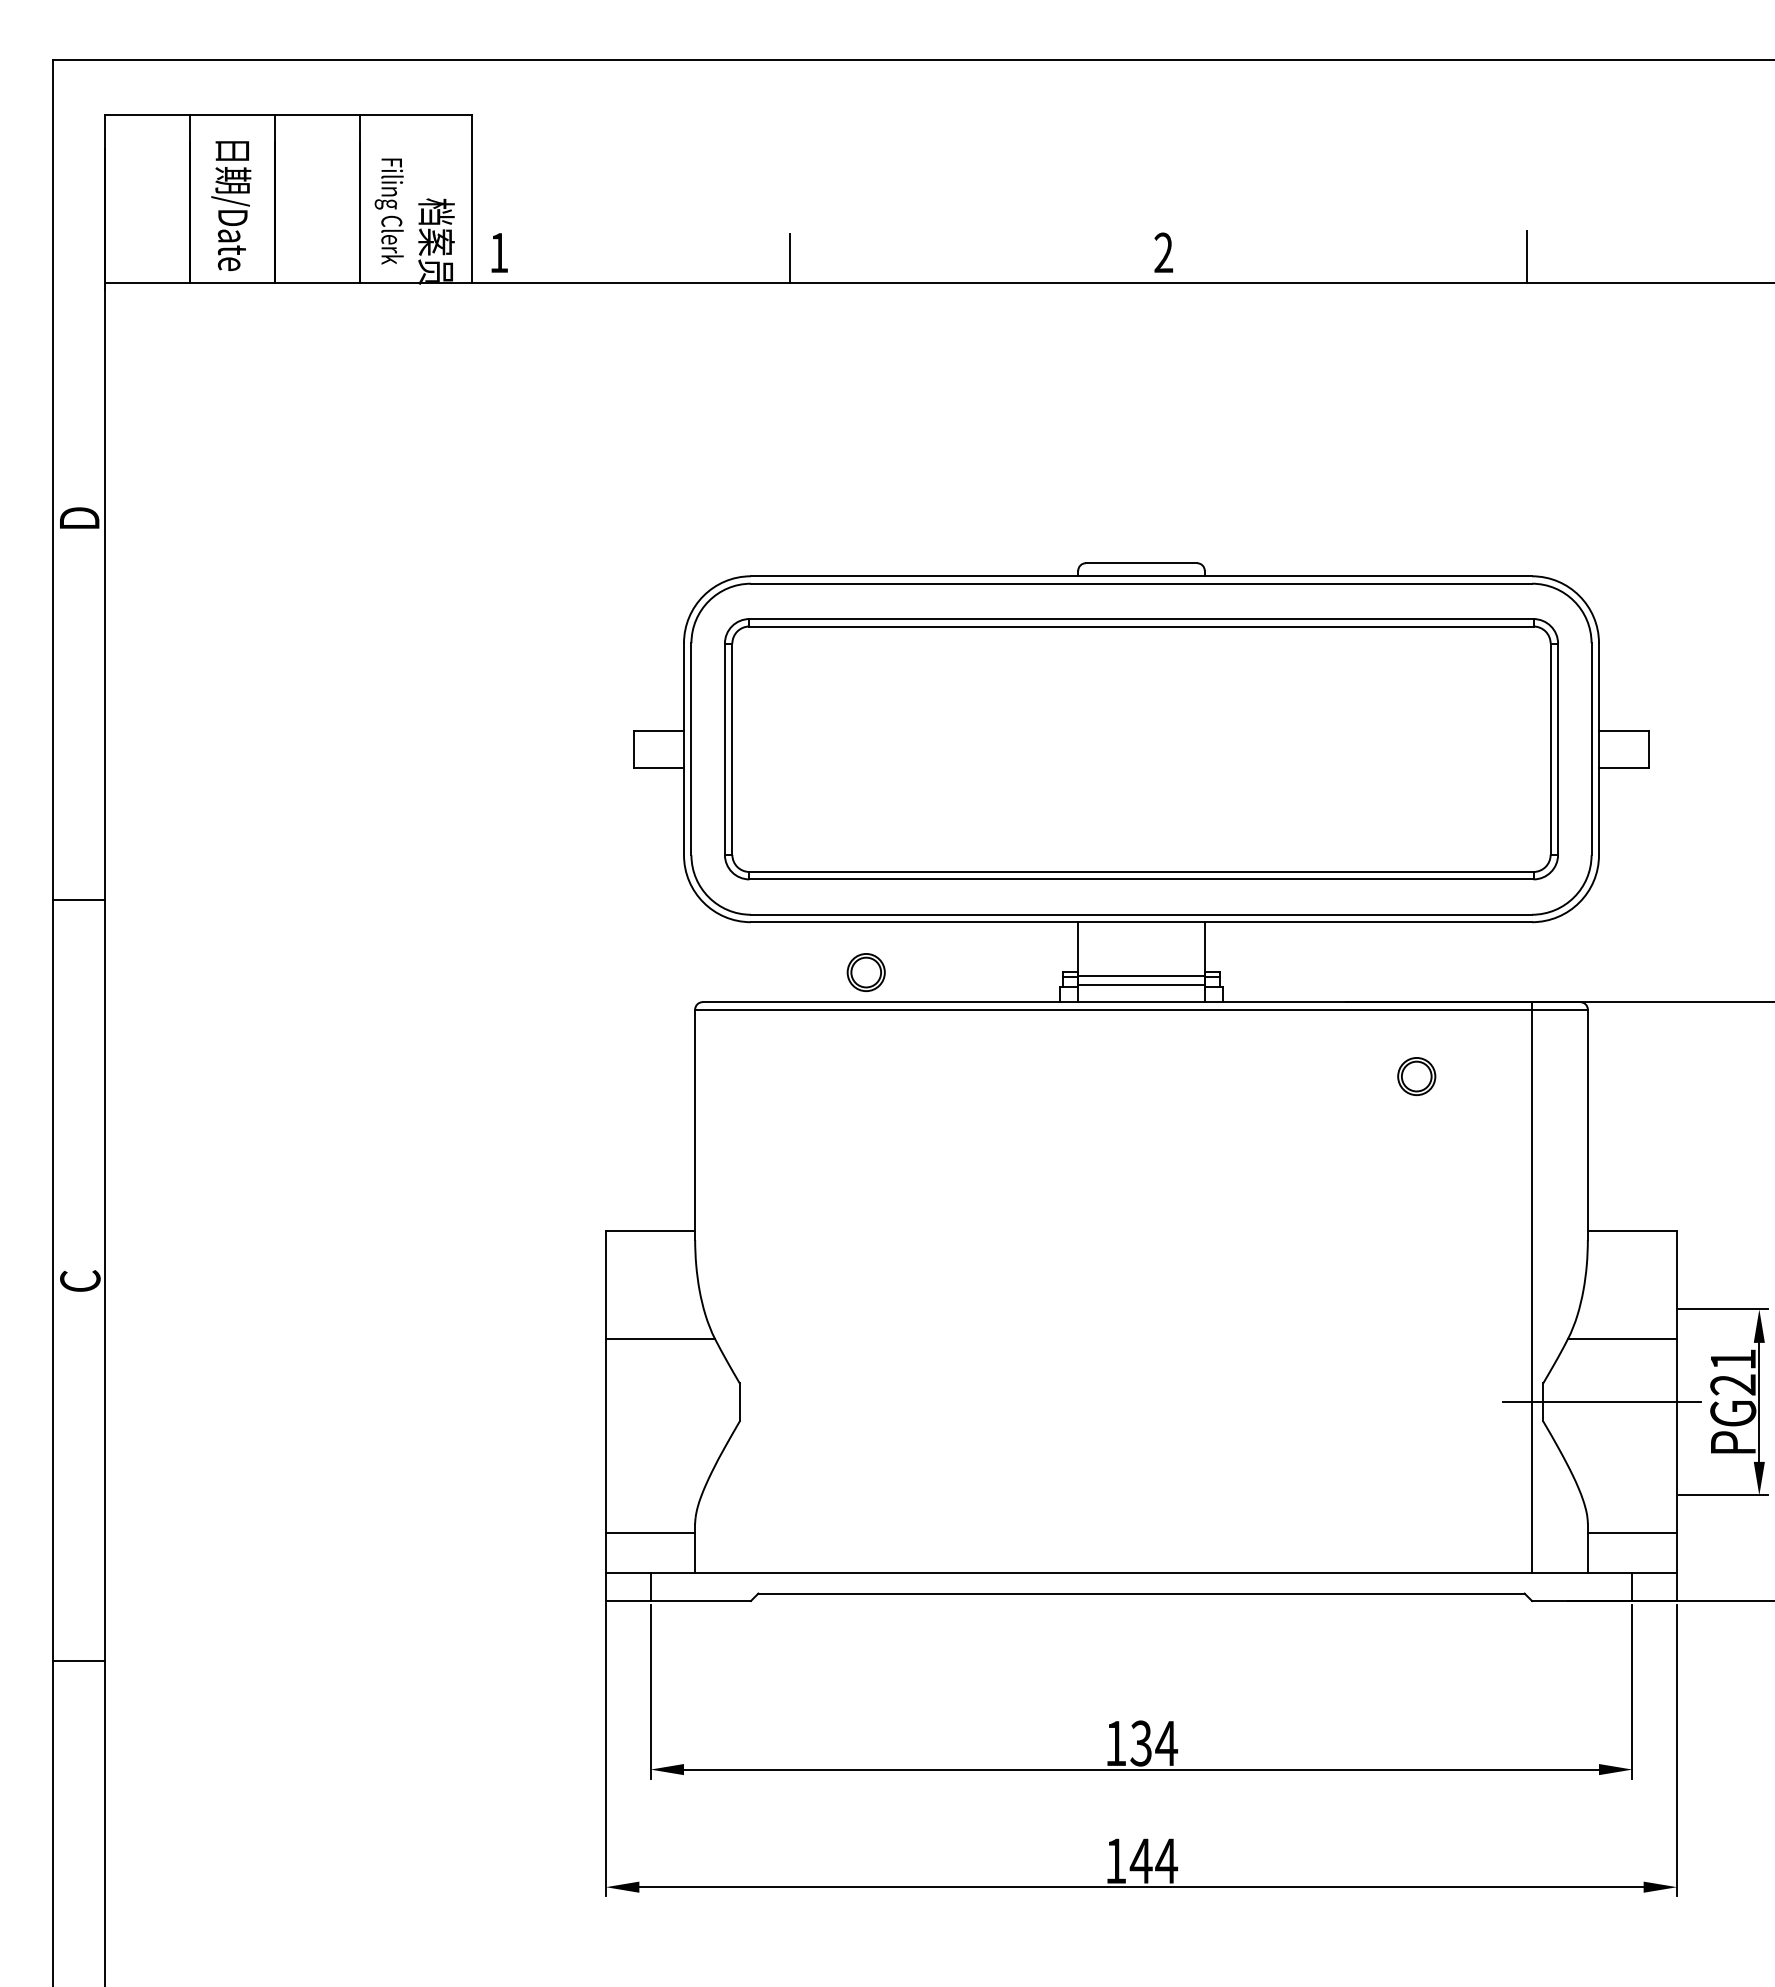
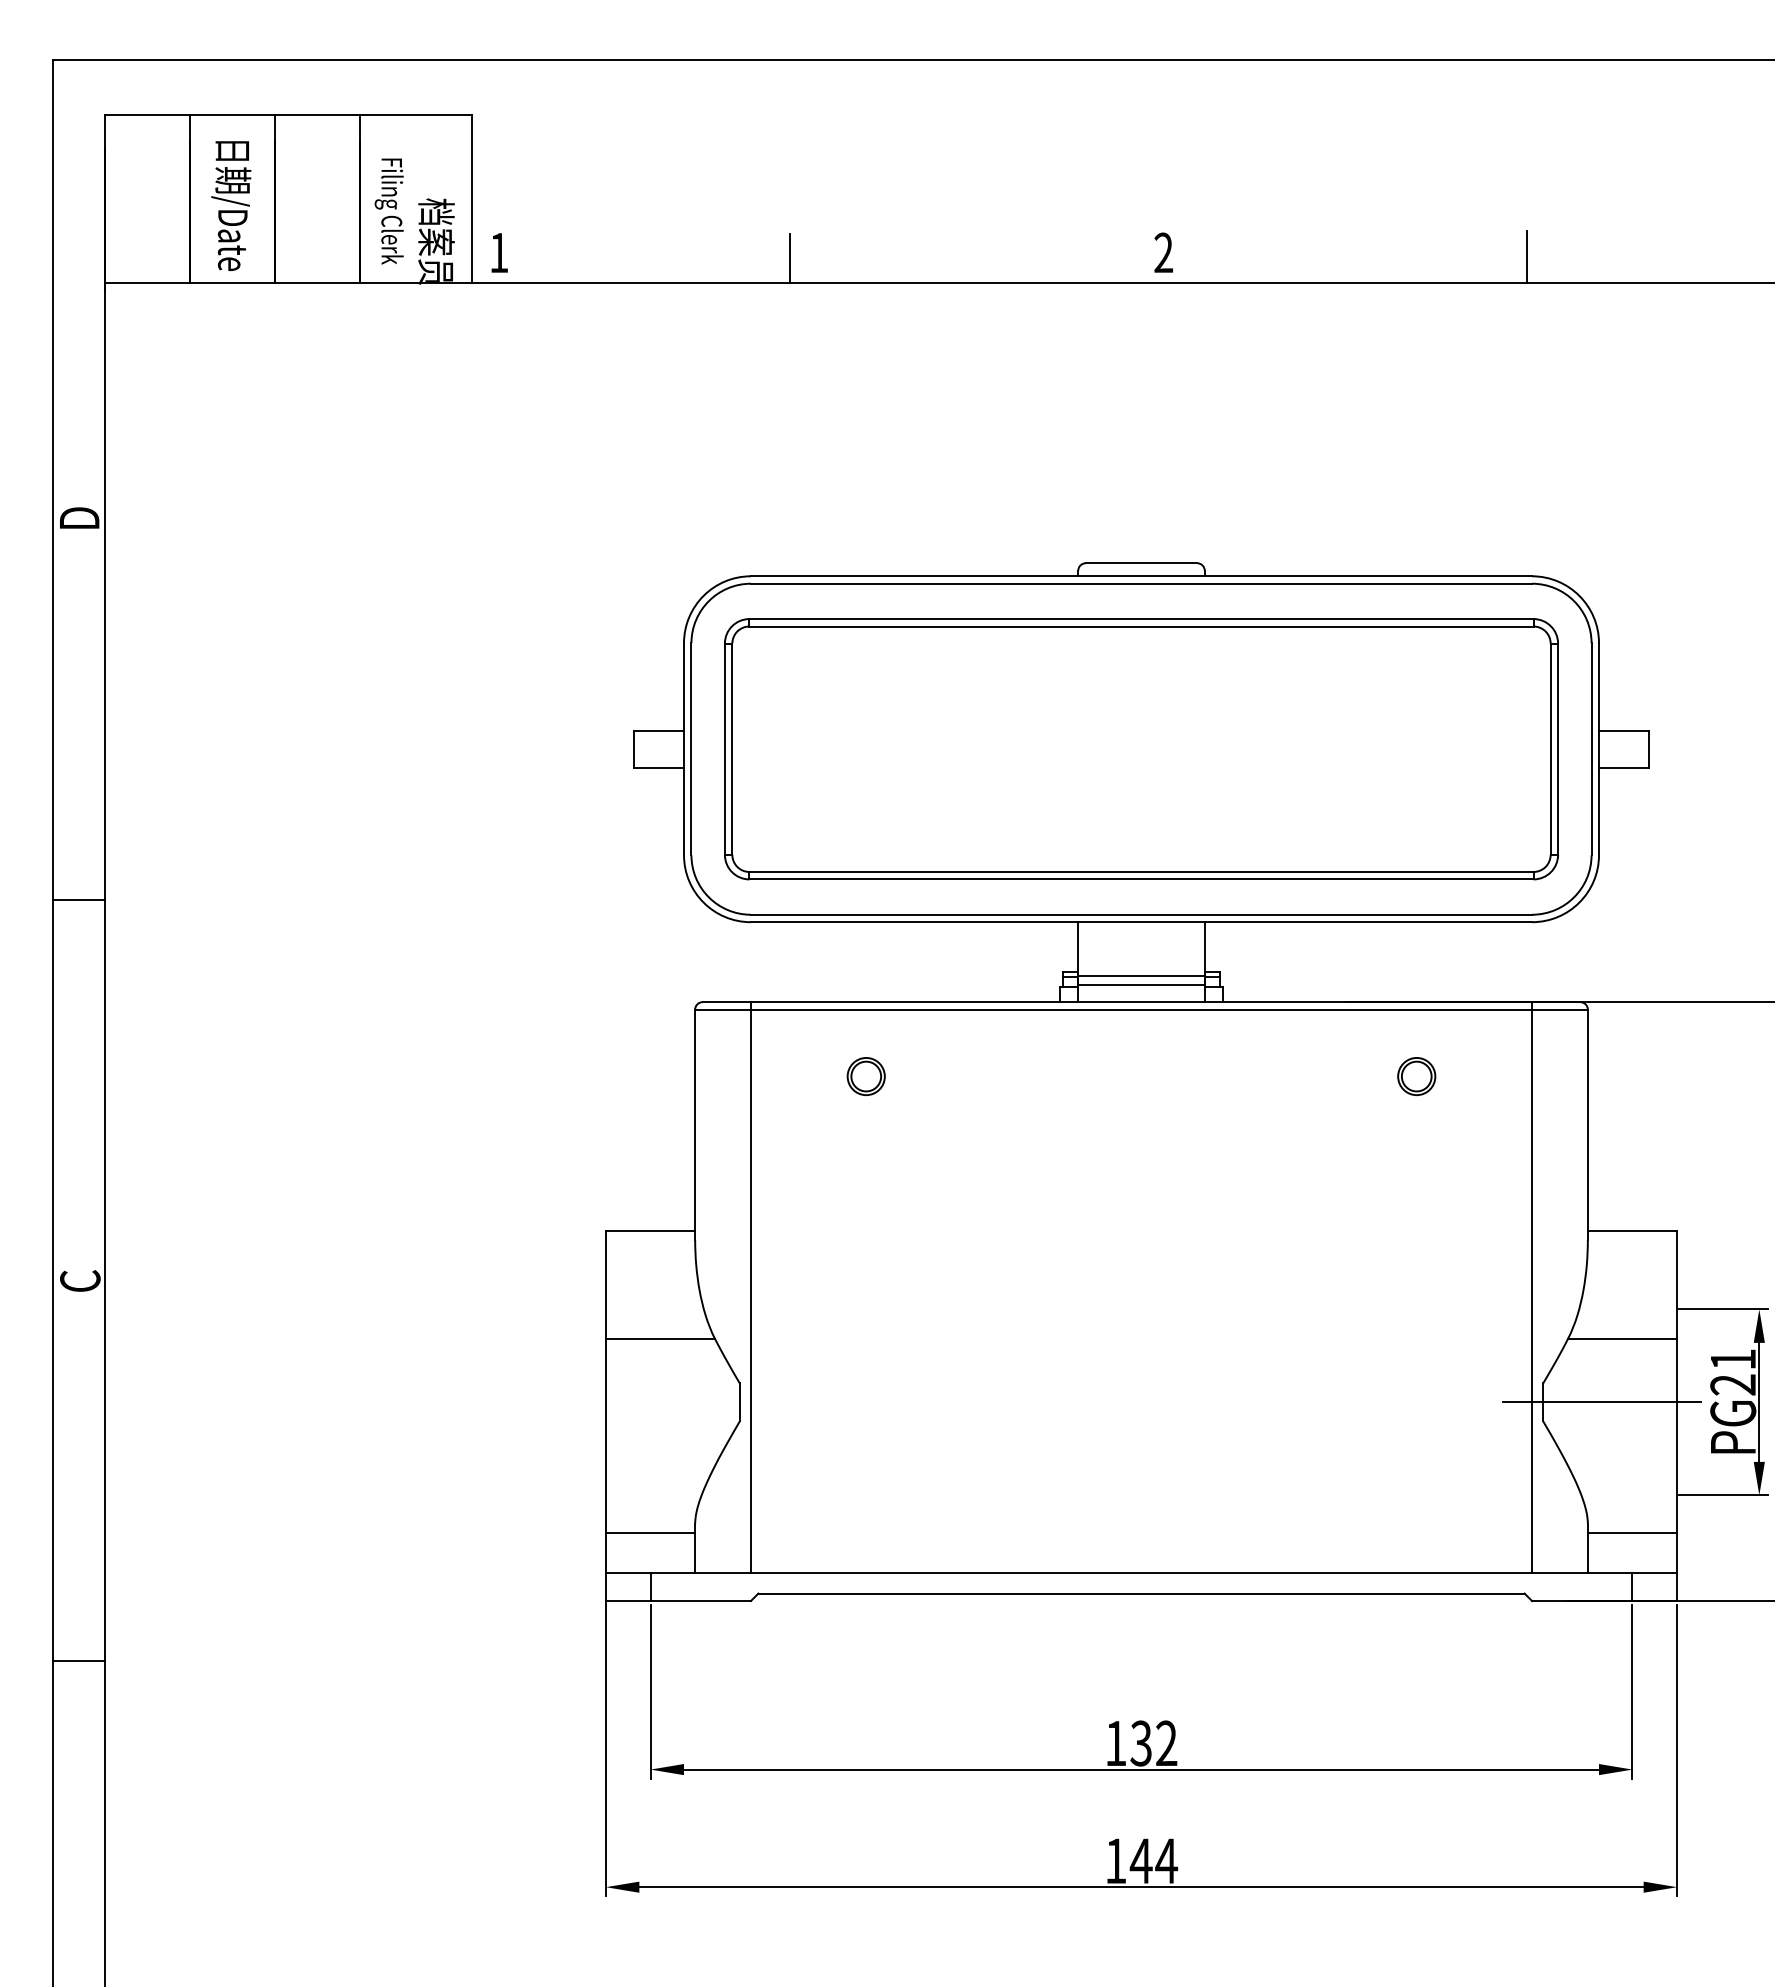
part position: (865, 972) -> (865, 1076) (865, 1076)
line: none -> present (750, 1287)
text: 134 -> 132 (1166, 1742)
